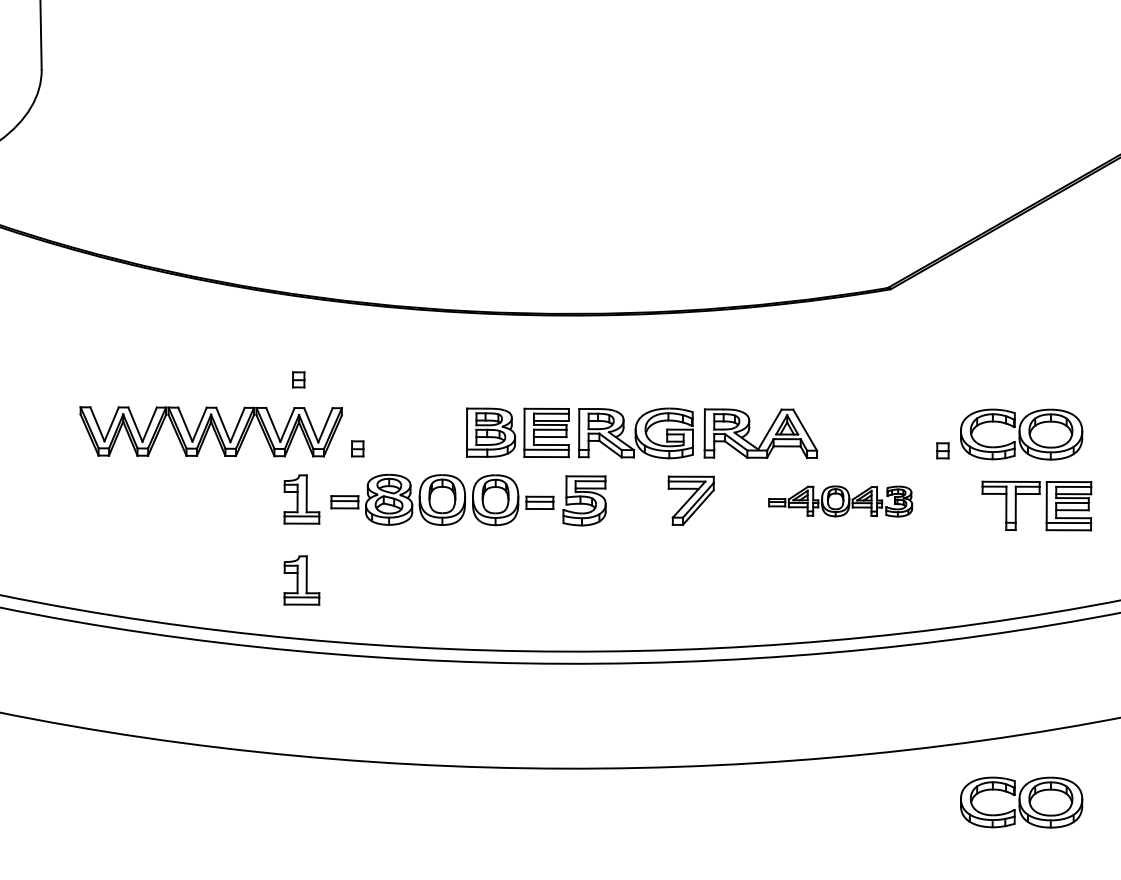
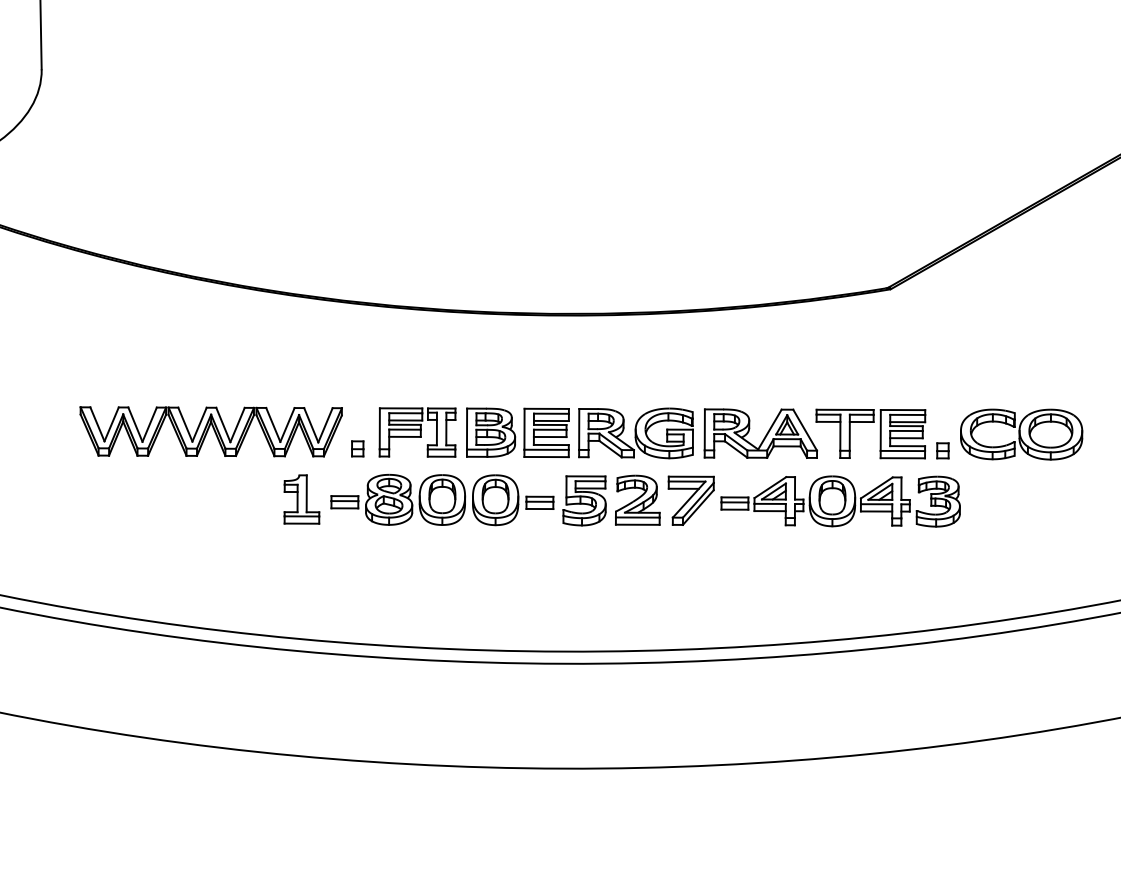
part: present -> none (298, 379)
part: none -> present (417, 432)
part: none -> present (637, 499)
part size: 146x33 px -> 241x53 px (840, 501)
part position: (1045, 505) -> (879, 433) (879, 433)
part: present -> none (301, 580)
part: present -> none (1021, 802)
